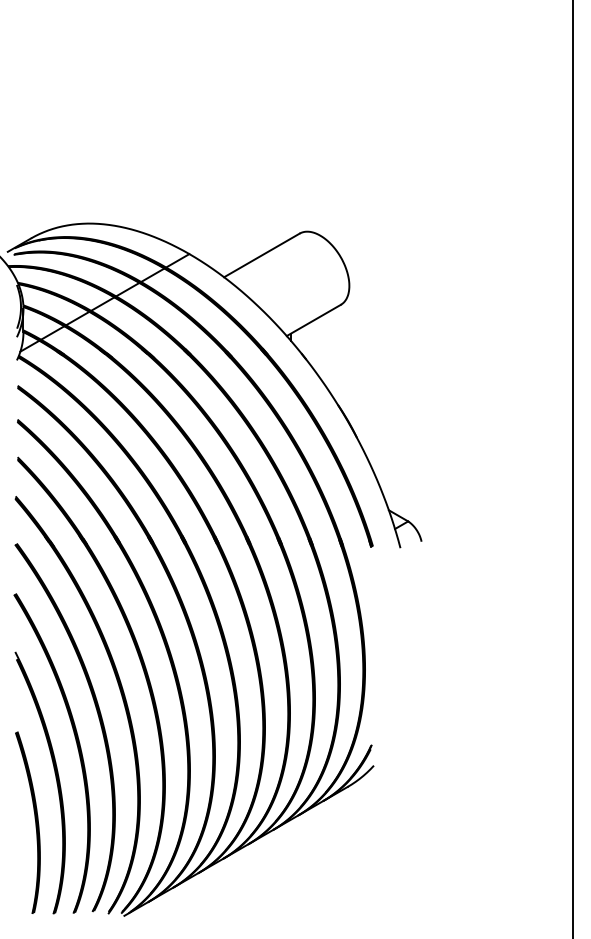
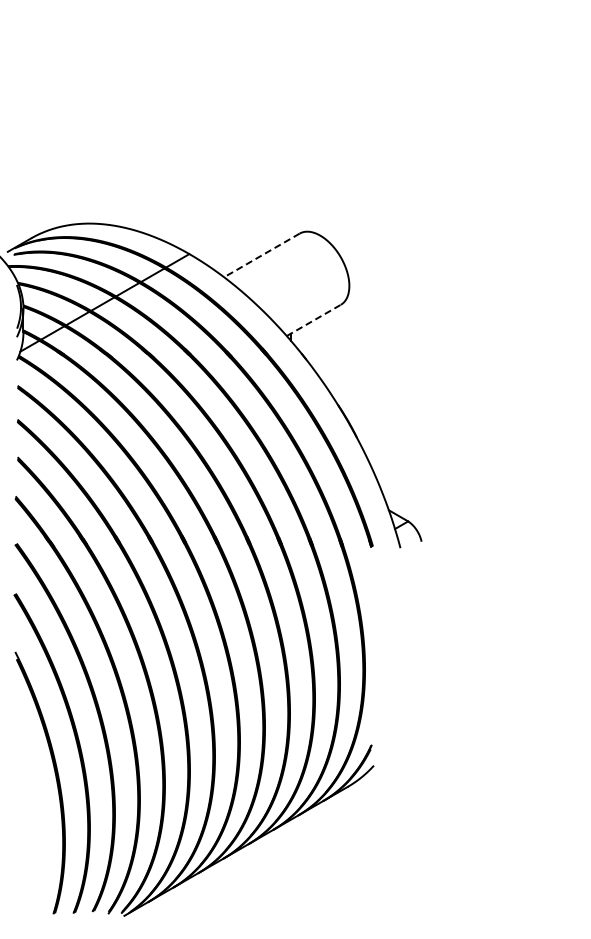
line: solid -> dashed (261, 255)
line: solid -> dashed (314, 320)
line: present -> none (573, 468)
part: present -> none (34, 819)
